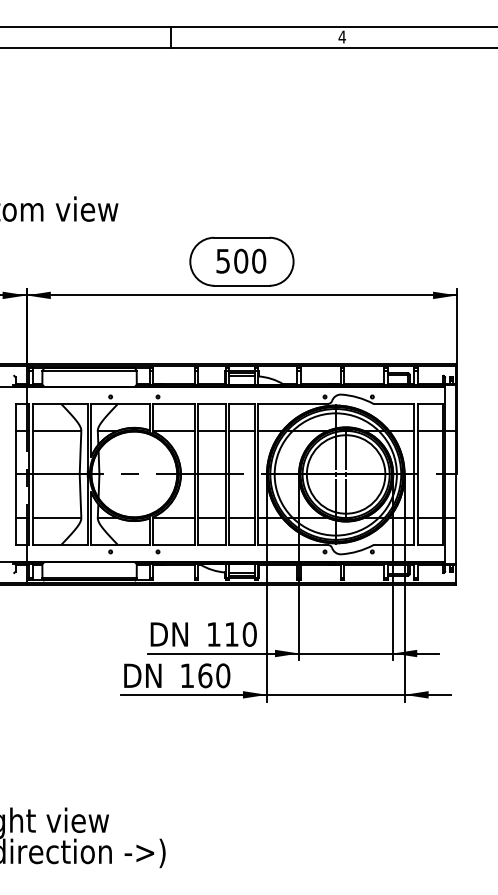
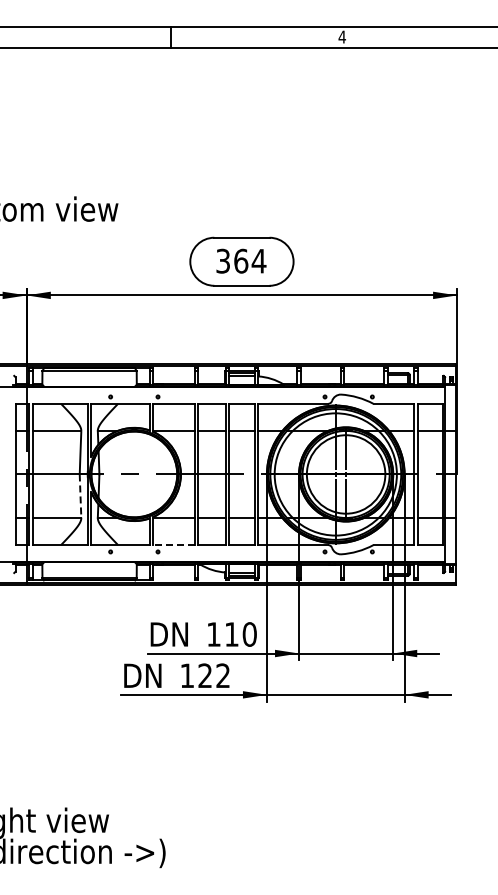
text: 500 -> 364 (241, 260)
line: solid -> dashed (80, 496)
line: solid -> dashed (173, 545)
text: 160 -> 122 (214, 675)
